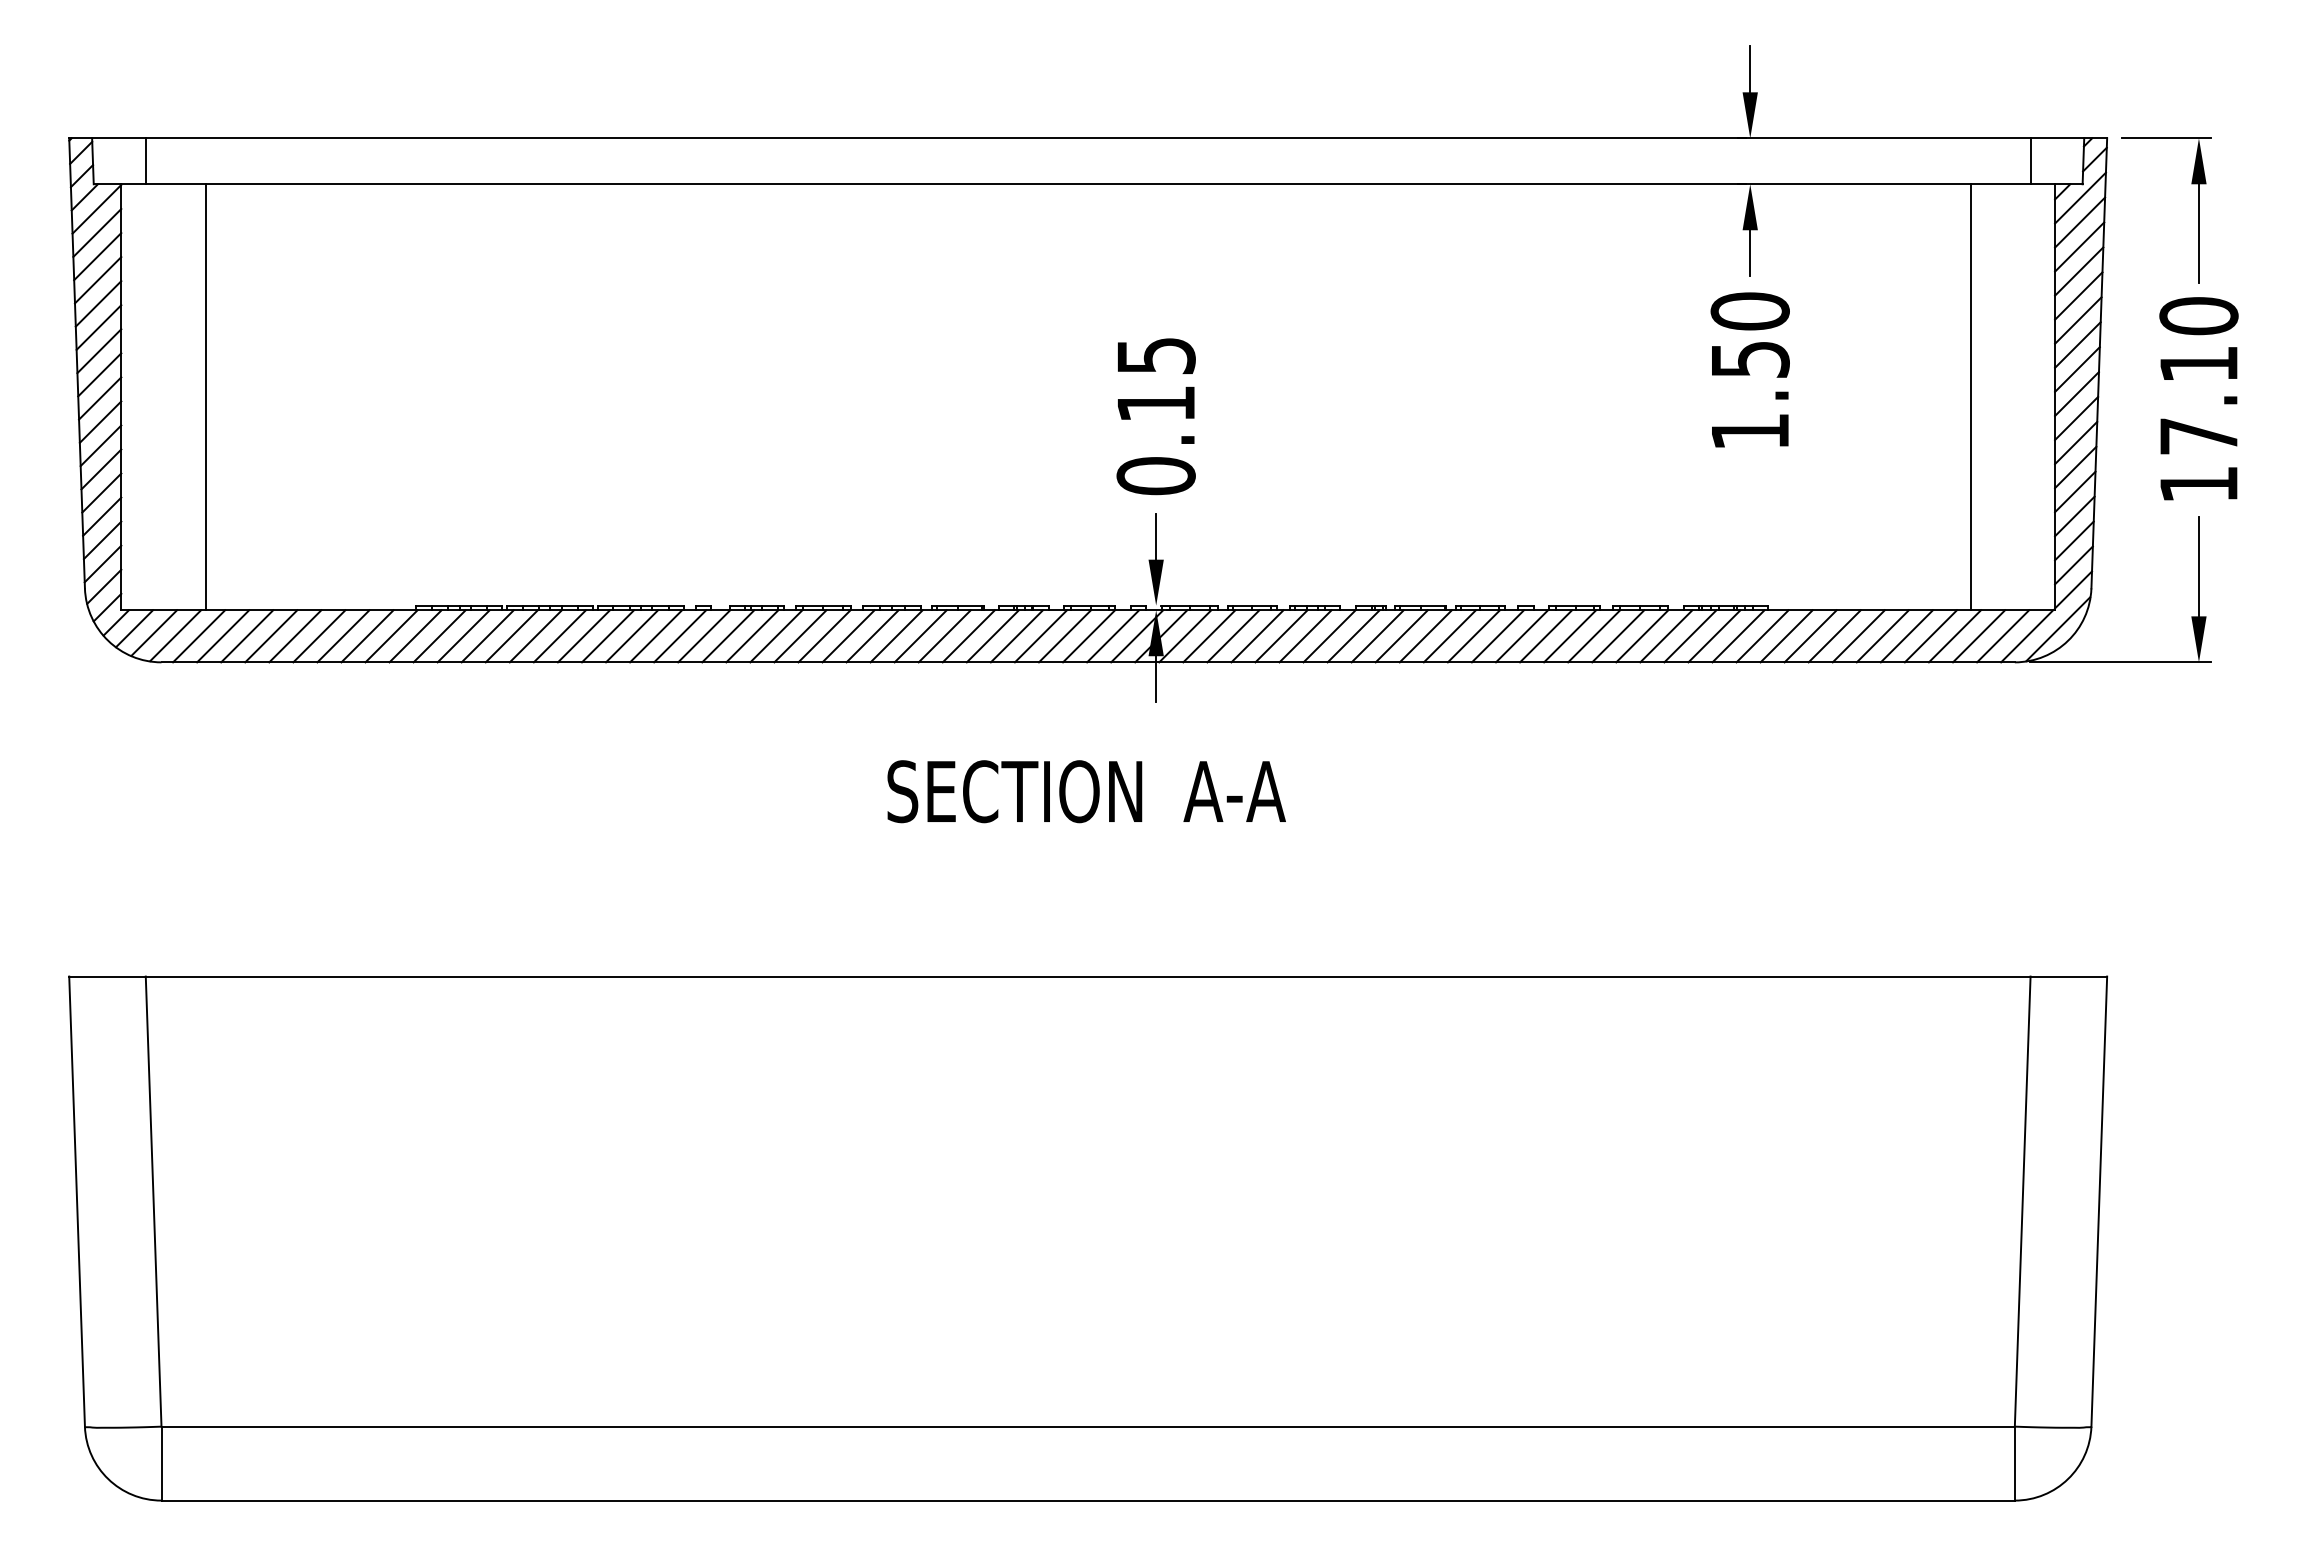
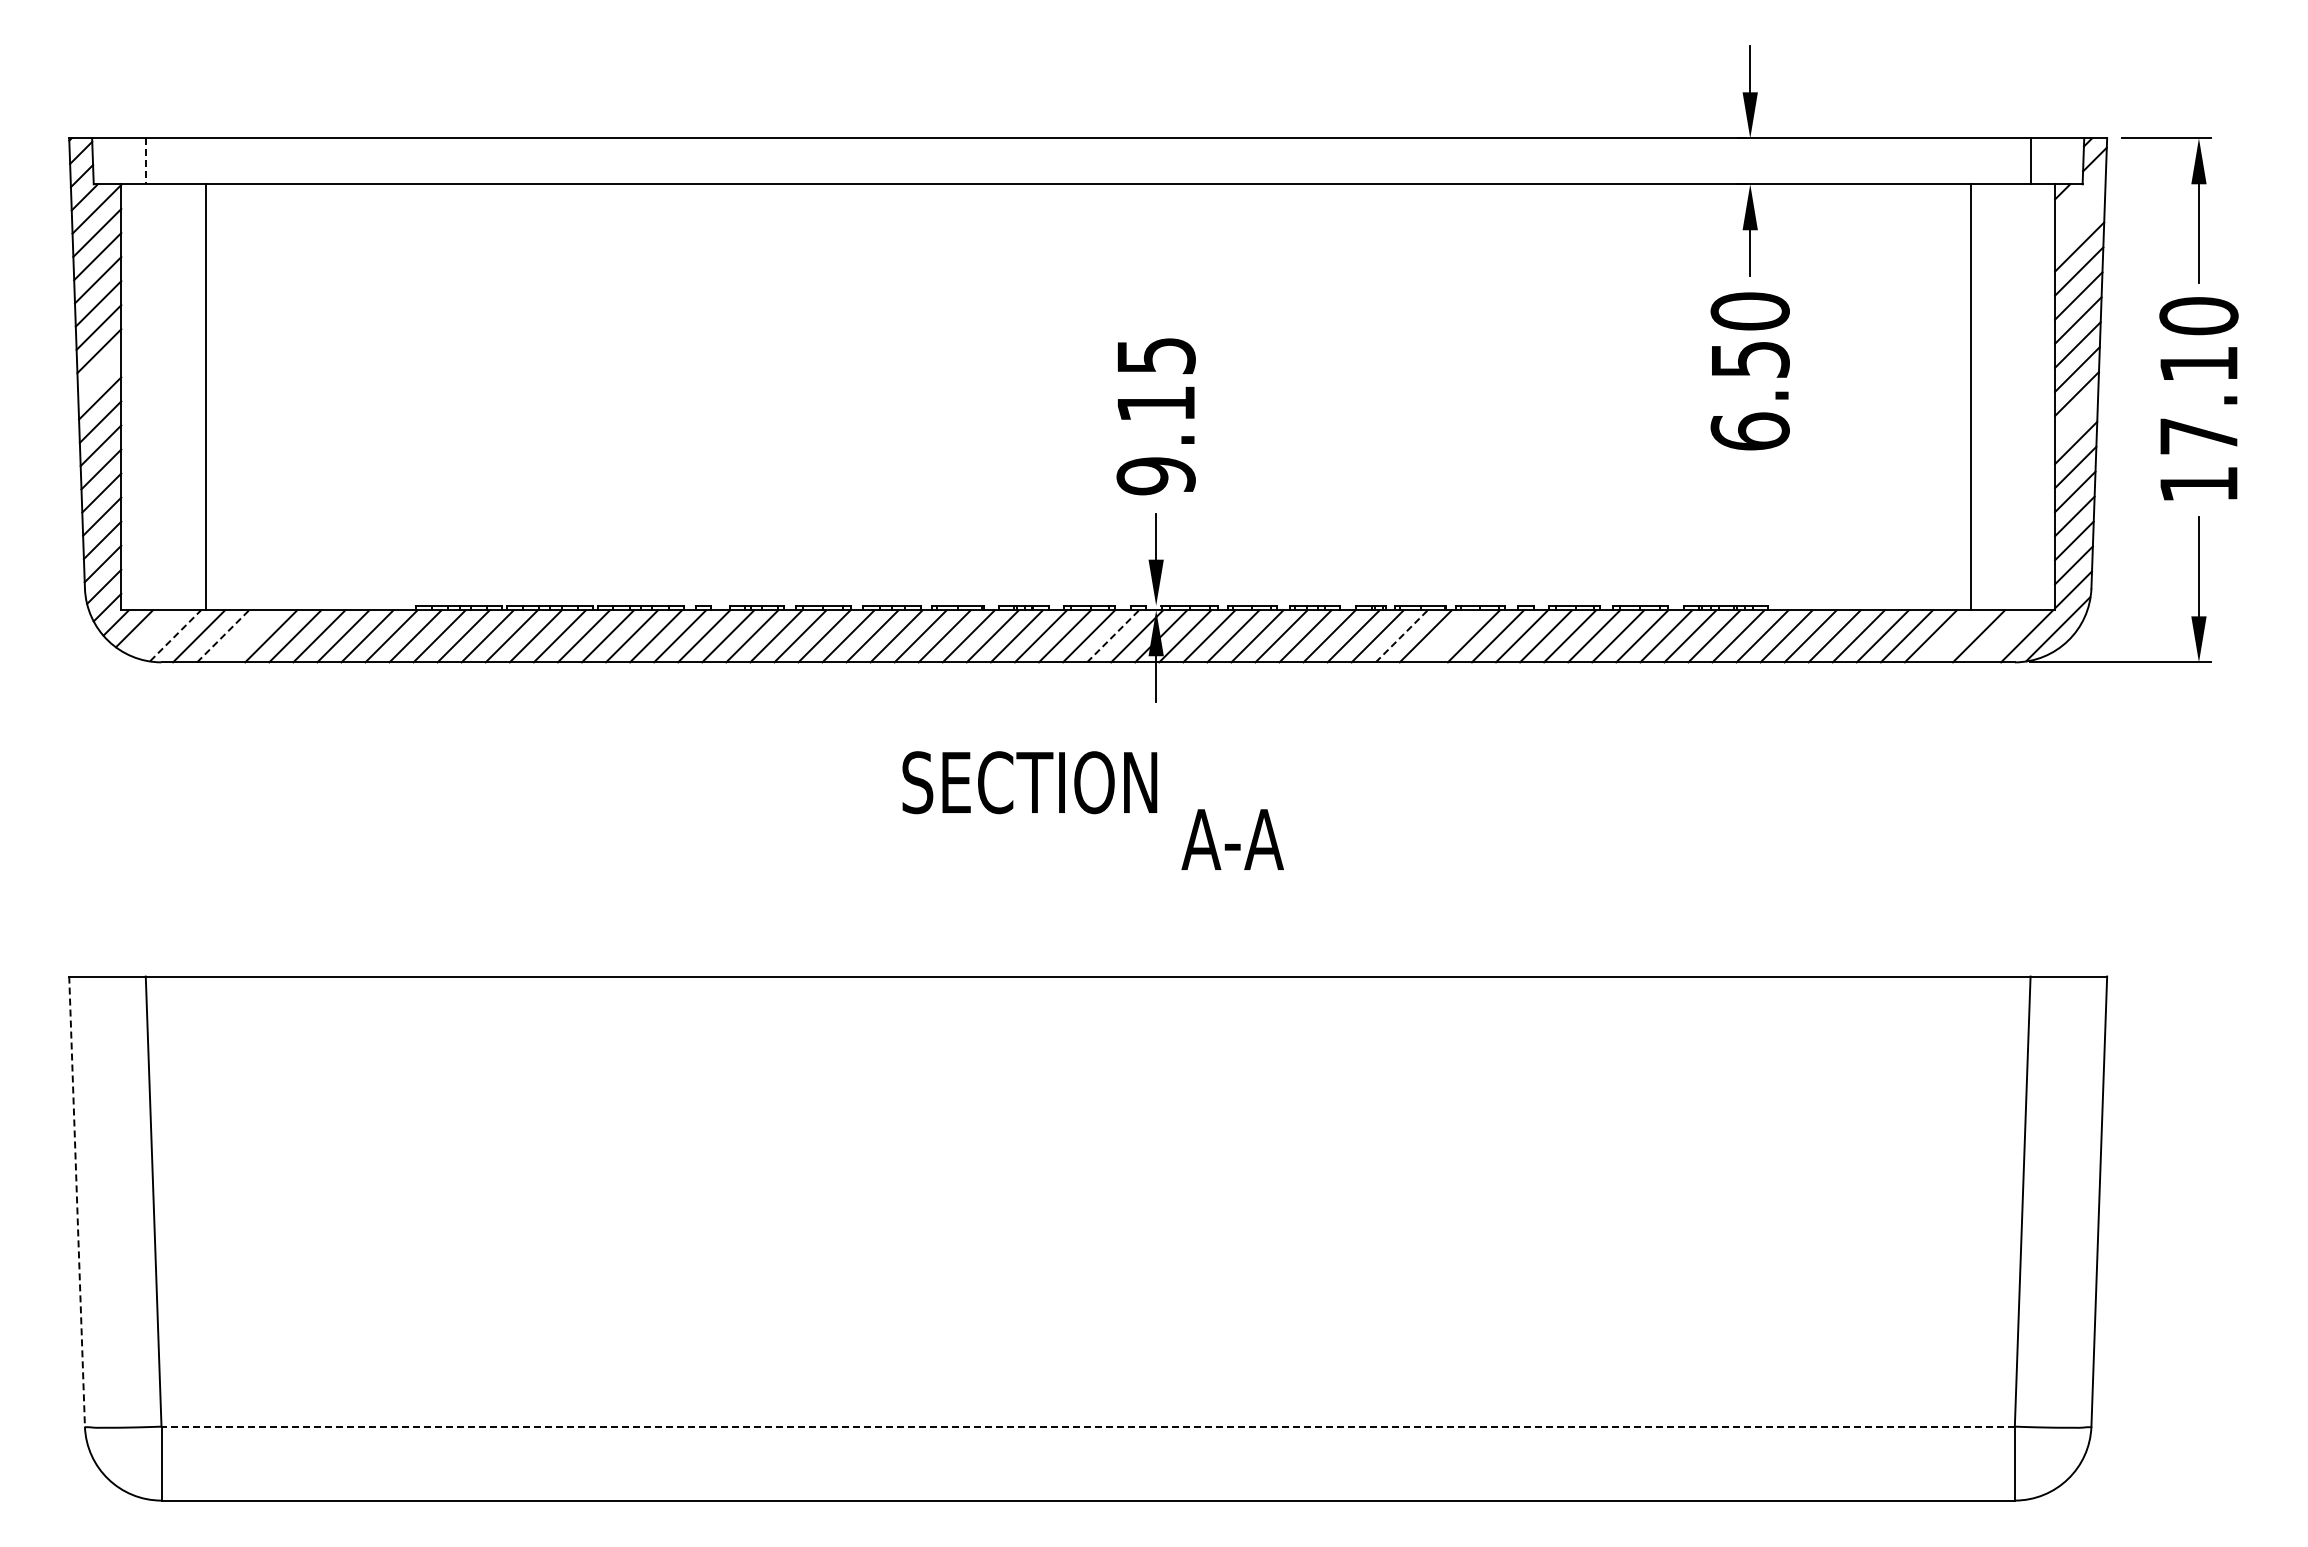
line: solid -> dashed (145, 161)
line: present -> none (2080, 197)
line: present -> none (2080, 222)
line: present -> none (99, 374)
line: present -> none (2076, 418)
text: 1.50 -> 6.50 (1749, 431)
text: 0.15 -> 9.15 (1155, 476)
line: present -> none (154, 632)
line: solid -> dashed (175, 635)
line: solid -> dashed (223, 636)
line: present -> none (247, 636)
line: solid -> dashed (1113, 636)
line: solid -> dashed (1401, 636)
line: present -> none (1449, 636)
line: present -> none (1954, 636)
line: present -> none (2003, 636)
text position: (1014, 791) -> (1029, 782) (1029, 782)
text position: (1234, 791) -> (1232, 839) (1232, 839)
line: solid -> dashed (77, 1202)
line: solid -> dashed (1088, 1426)
